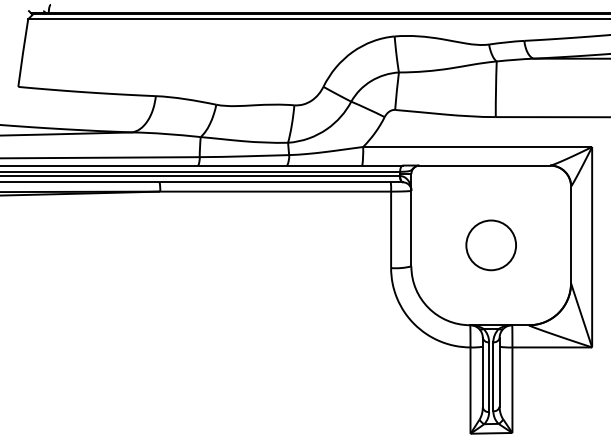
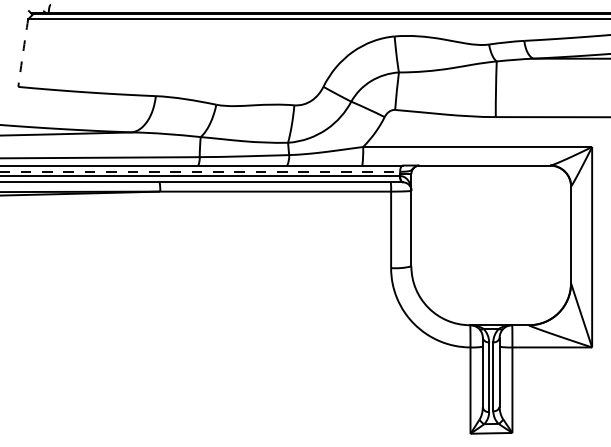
arc: solid -> dashed (23, 53)
line: solid -> dashed (200, 171)
circle: present -> none (490, 245)
